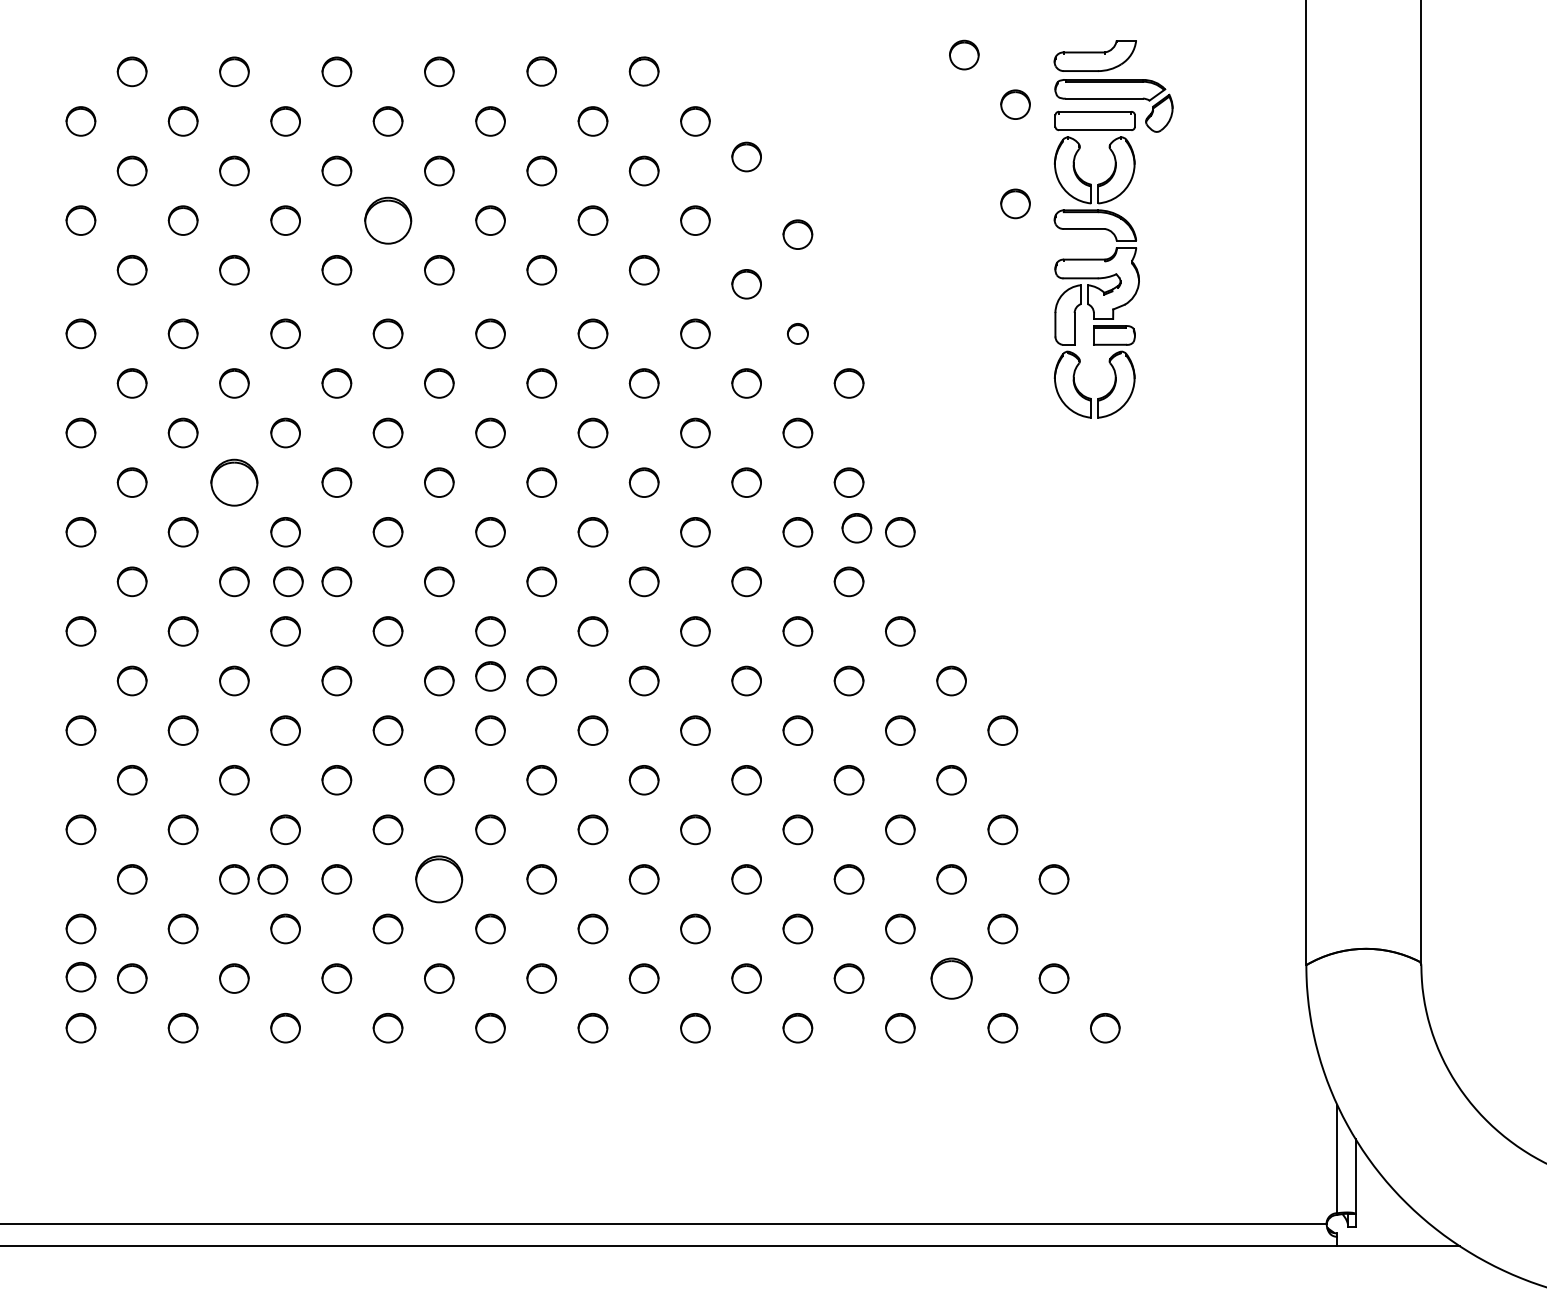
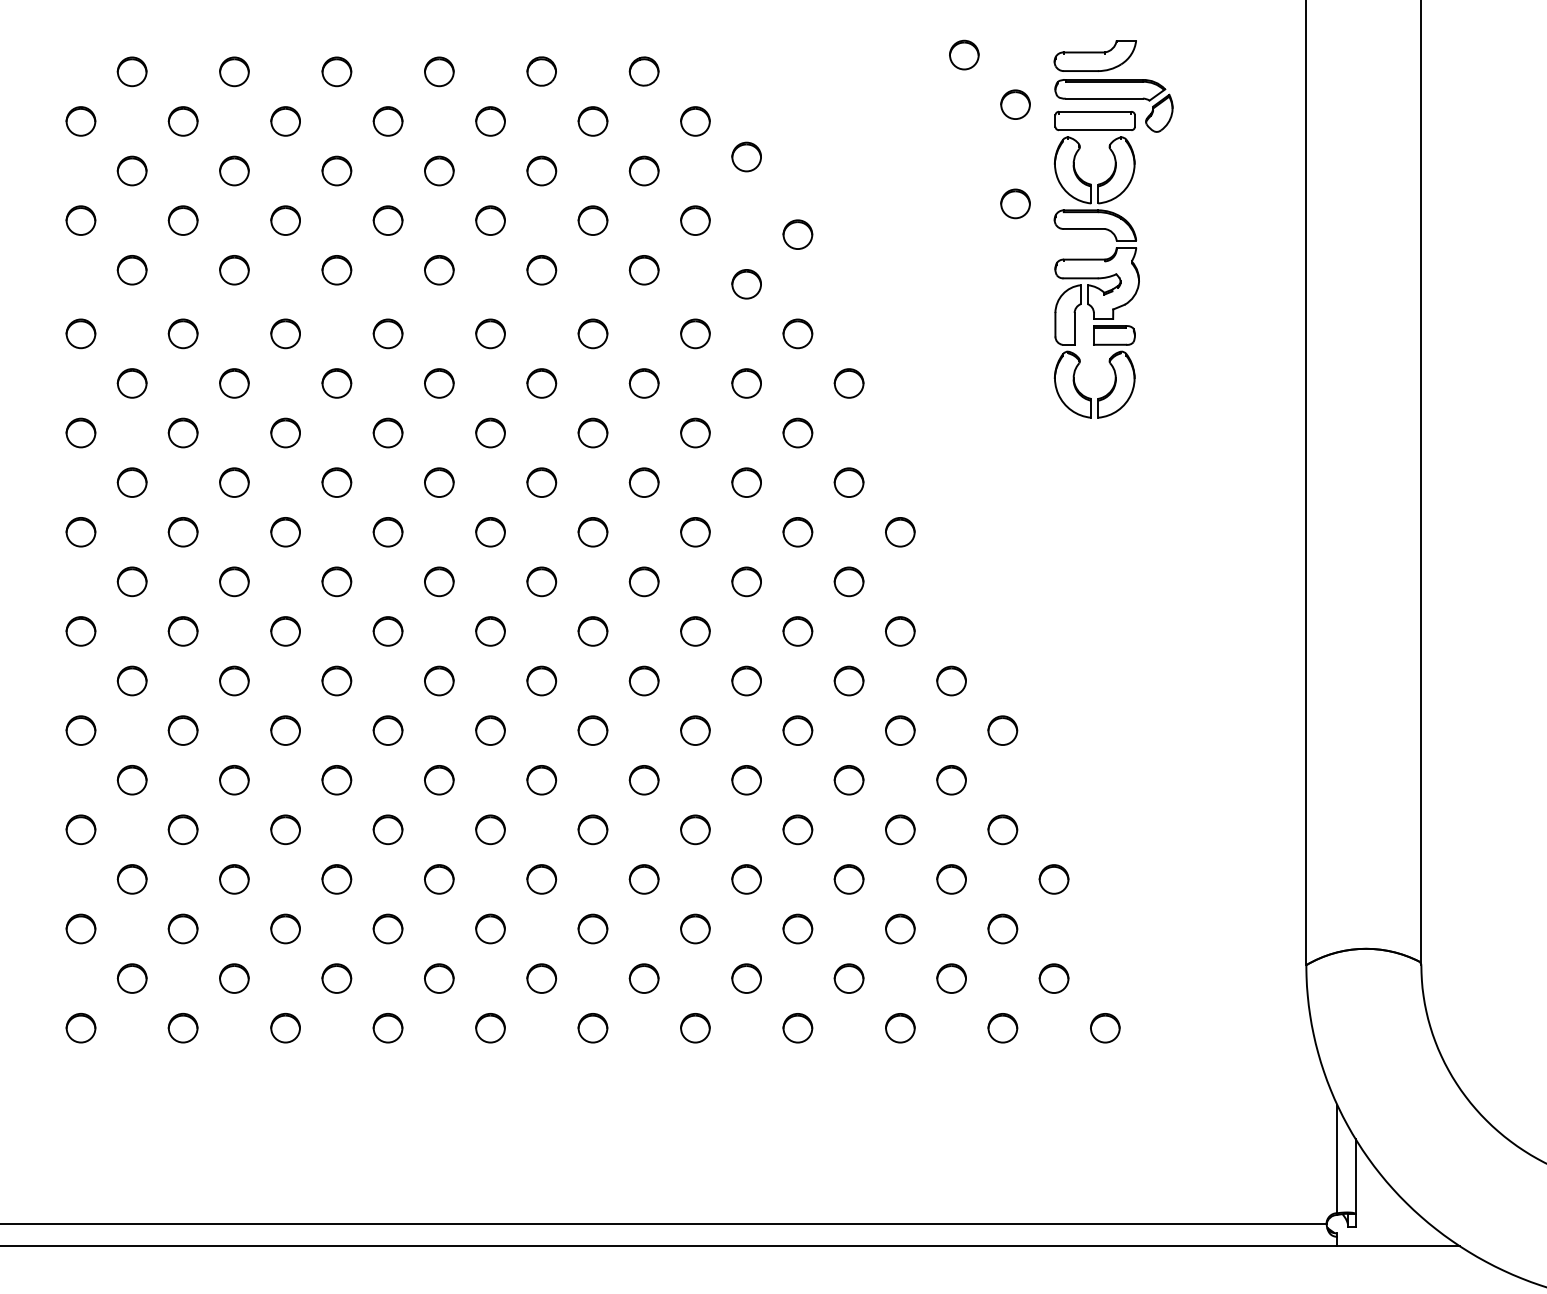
part size: 49x49 px -> 32x31 px (387, 220)
part size: 22x22 px -> 32x32 px (797, 333)
part size: 49x49 px -> 31x31 px (234, 482)
part: present -> none (856, 528)
part: present -> none (288, 581)
circle: present -> none (490, 676)
part: present -> none (272, 879)
circle size: 49x49 px -> 31x31 px (439, 879)
part: present -> none (80, 977)
part size: 43x43 px -> 31x31 px (951, 978)
